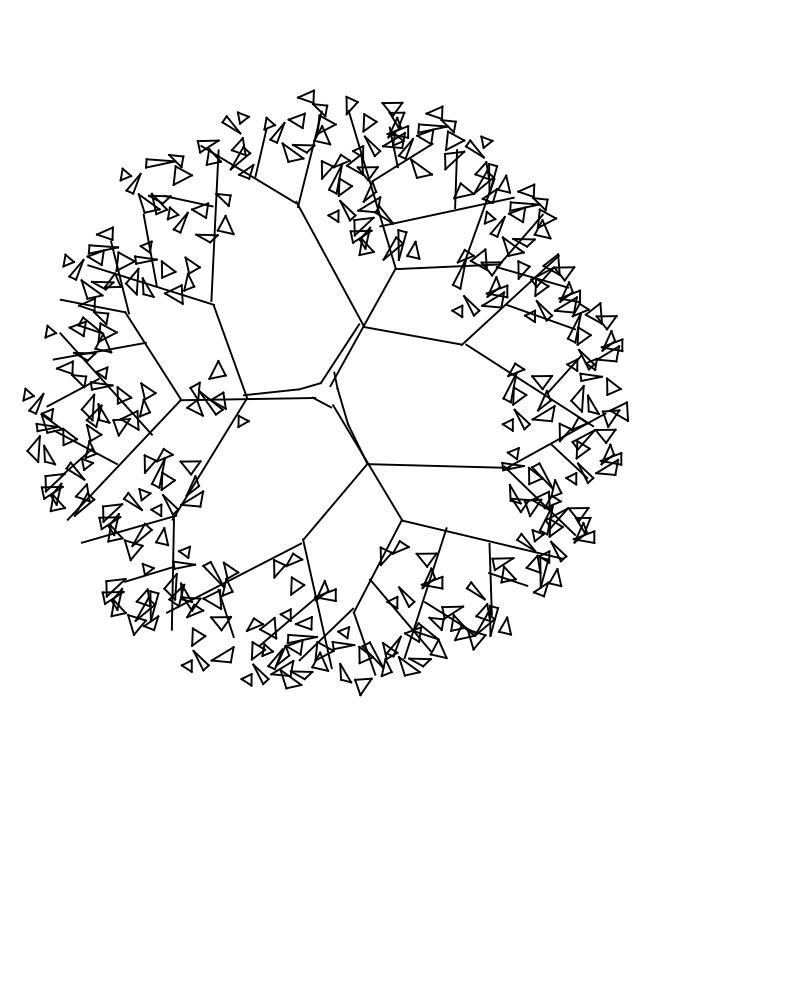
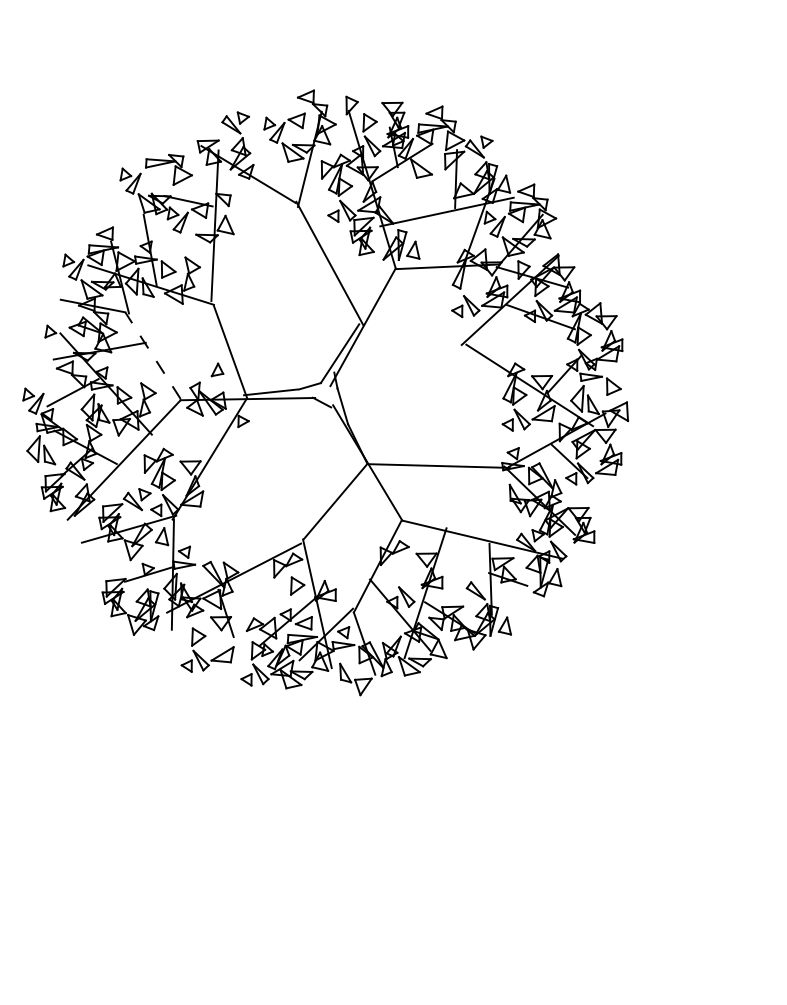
line: present -> none (260, 152)
line: present -> none (411, 335)
line: solid -> dashed (152, 355)
part size: 19x20 px -> 15x16 px (217, 369)
